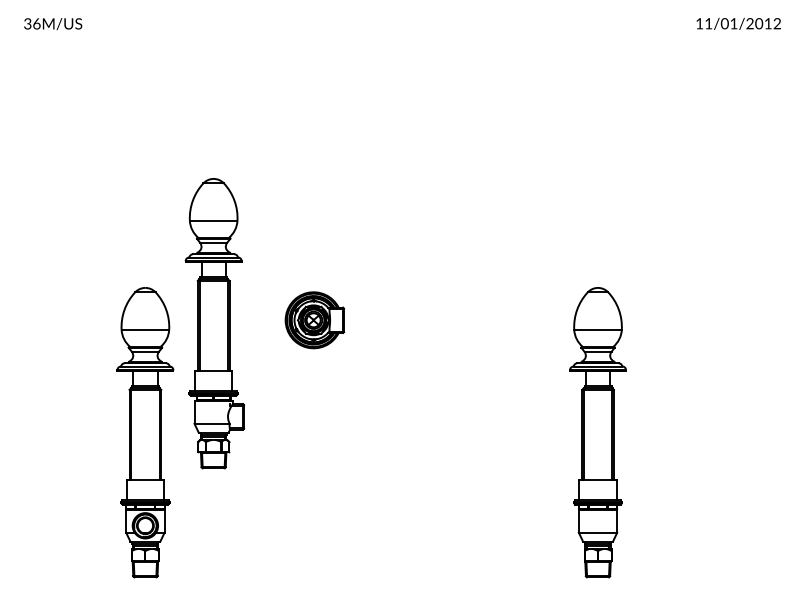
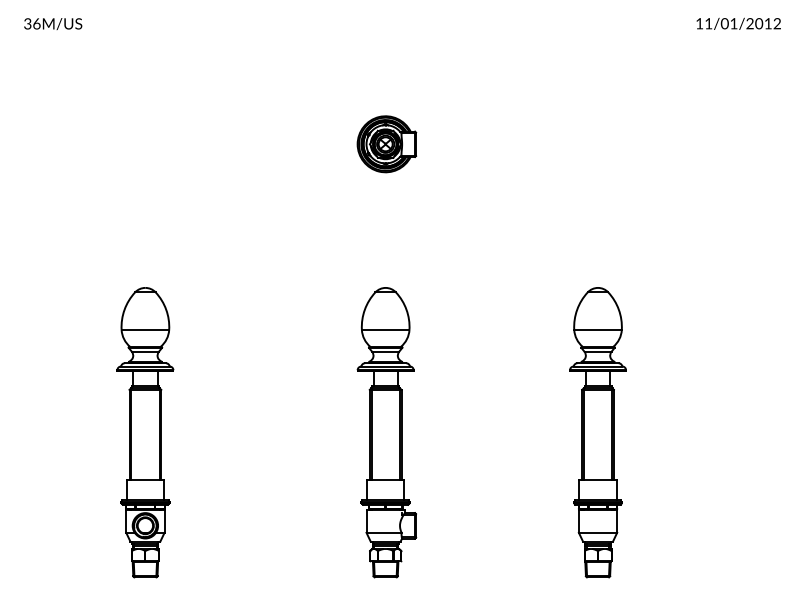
part position: (314, 320) -> (386, 144) (386, 144)
part position: (214, 323) -> (386, 432) (386, 432)
